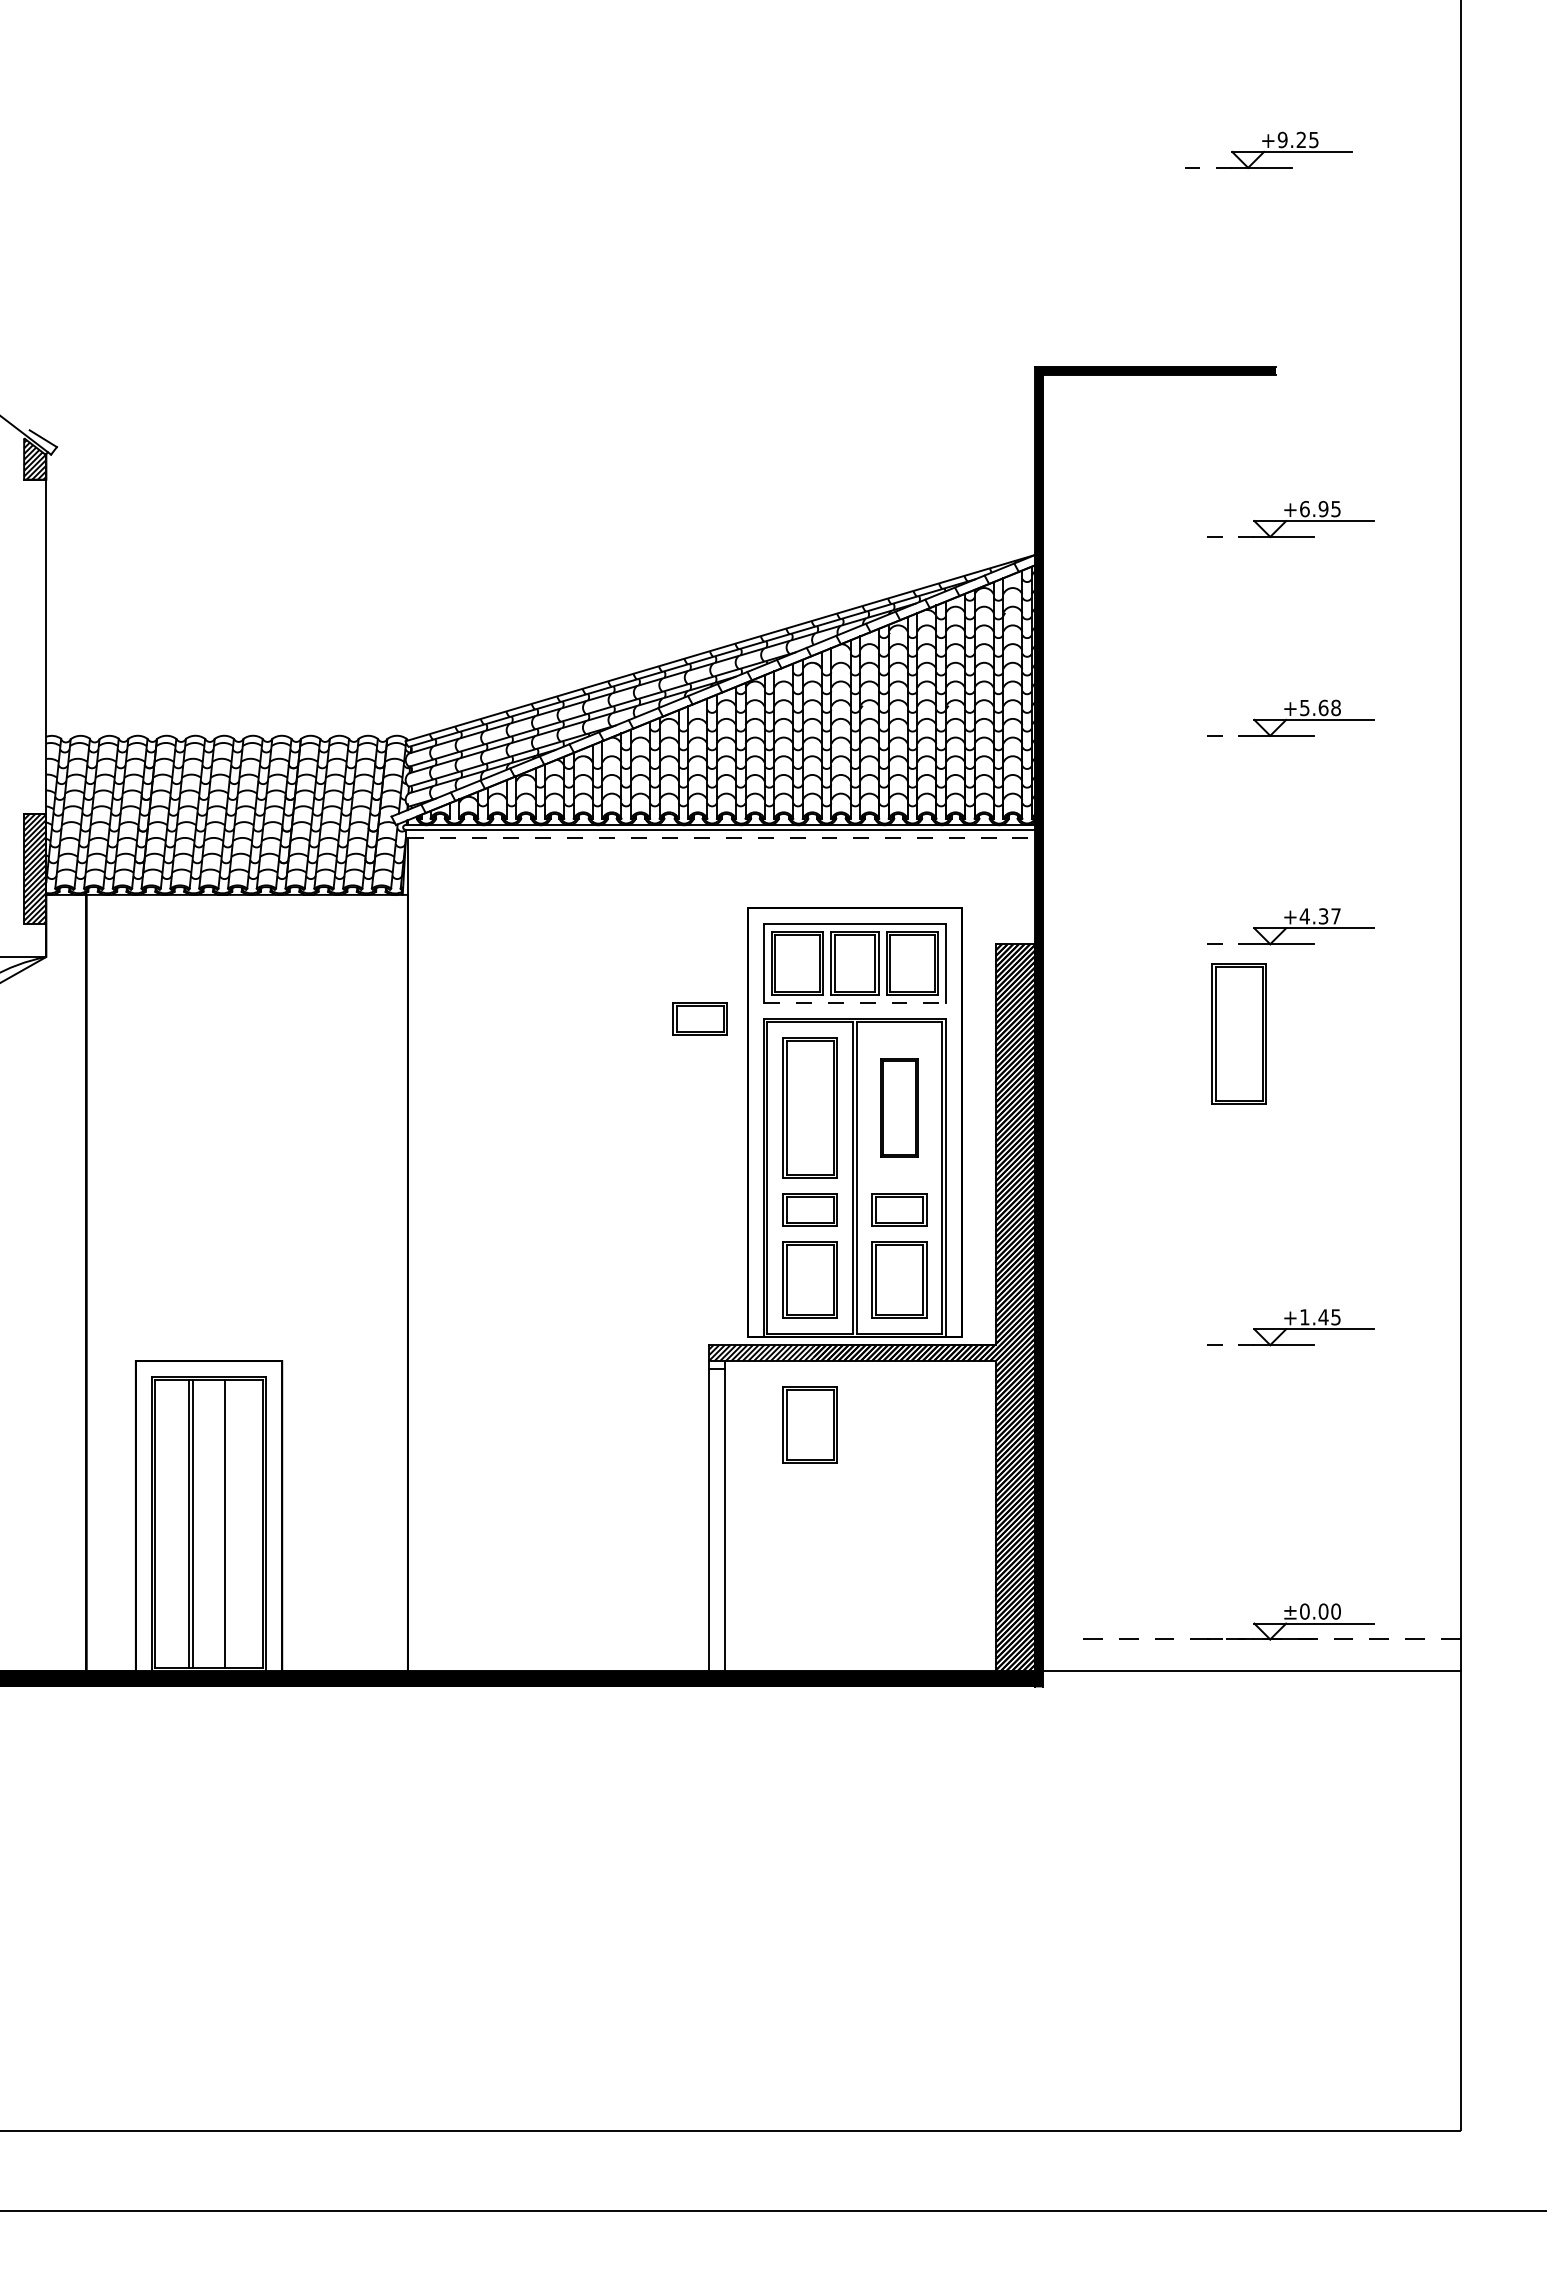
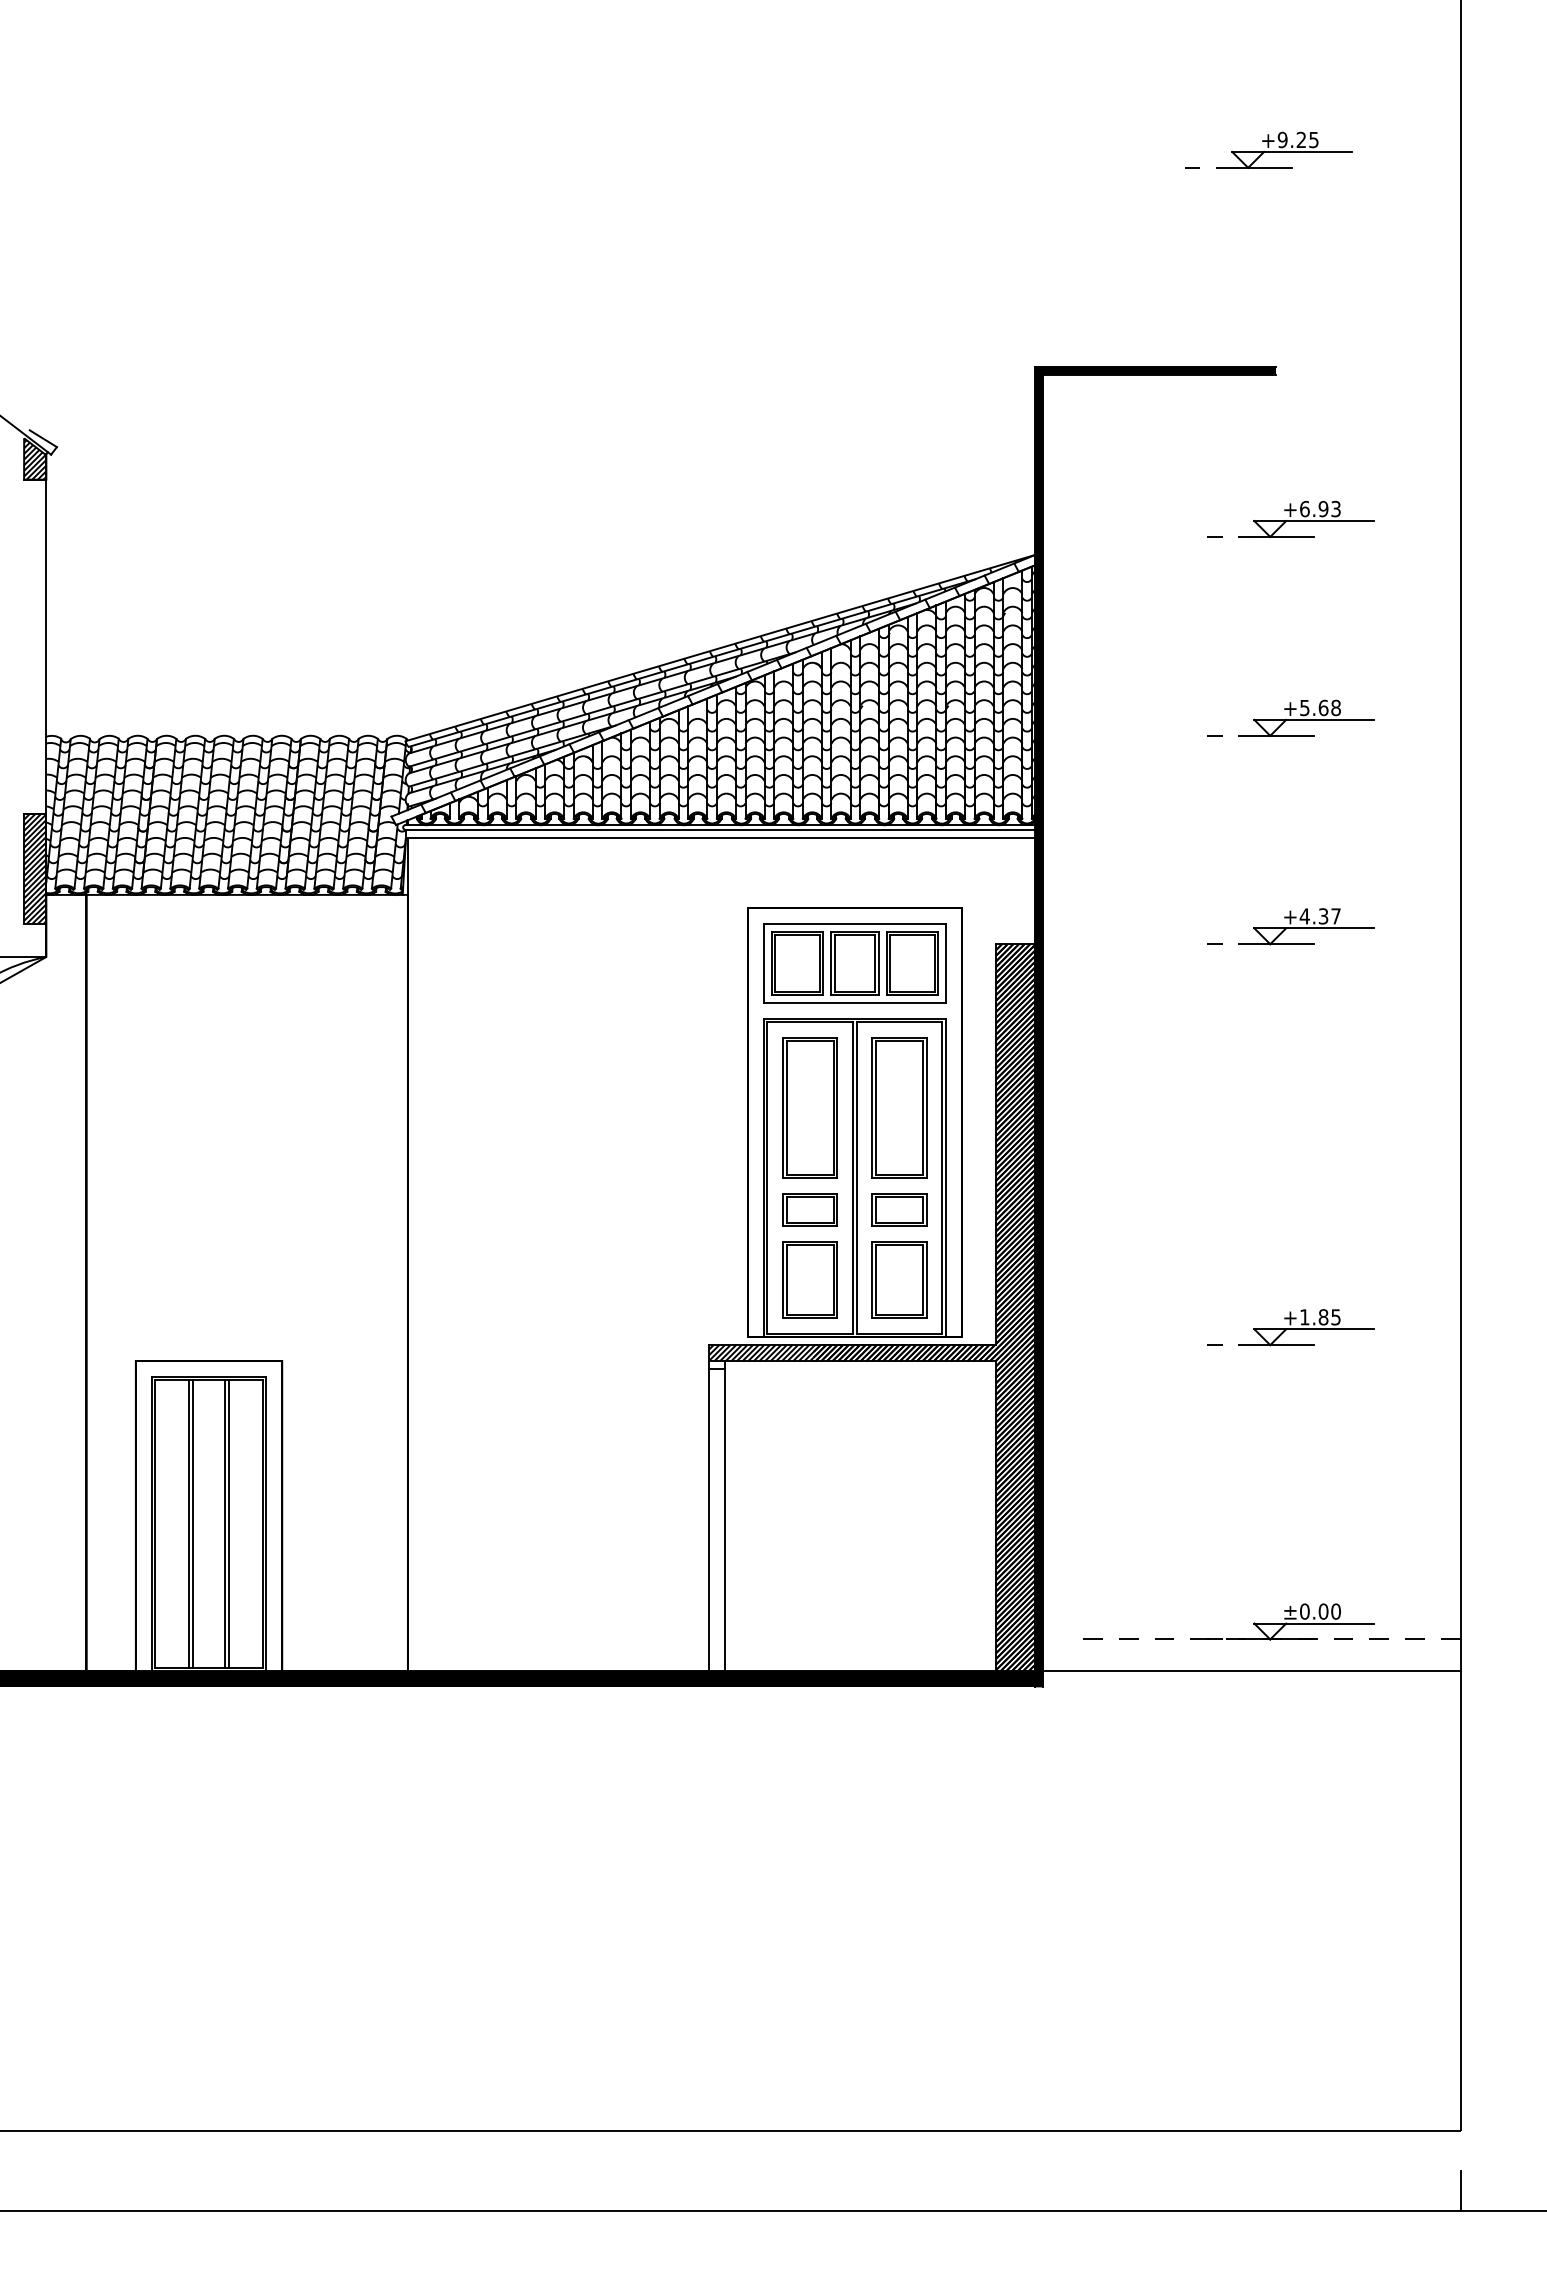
text: +6.95 -> +6.93 (1335, 508)
line: dashed -> solid (721, 837)
line: dashed -> solid (854, 1003)
part: present -> none (699, 1018)
part: present -> none (1238, 1033)
part size: 39x100 px -> 57x142 px (899, 1107)
text: +1.45 -> +1.85 (1323, 1317)
part: present -> none (809, 1424)
line: none -> present (228, 1524)
line: none -> present (1460, 2190)
